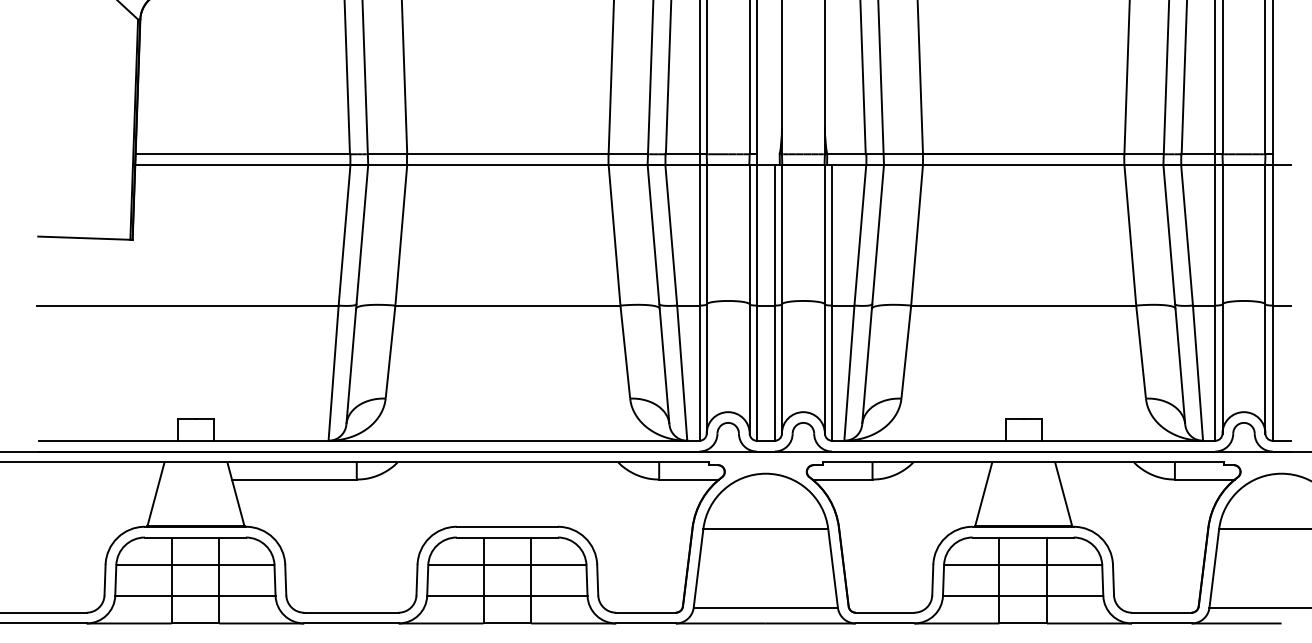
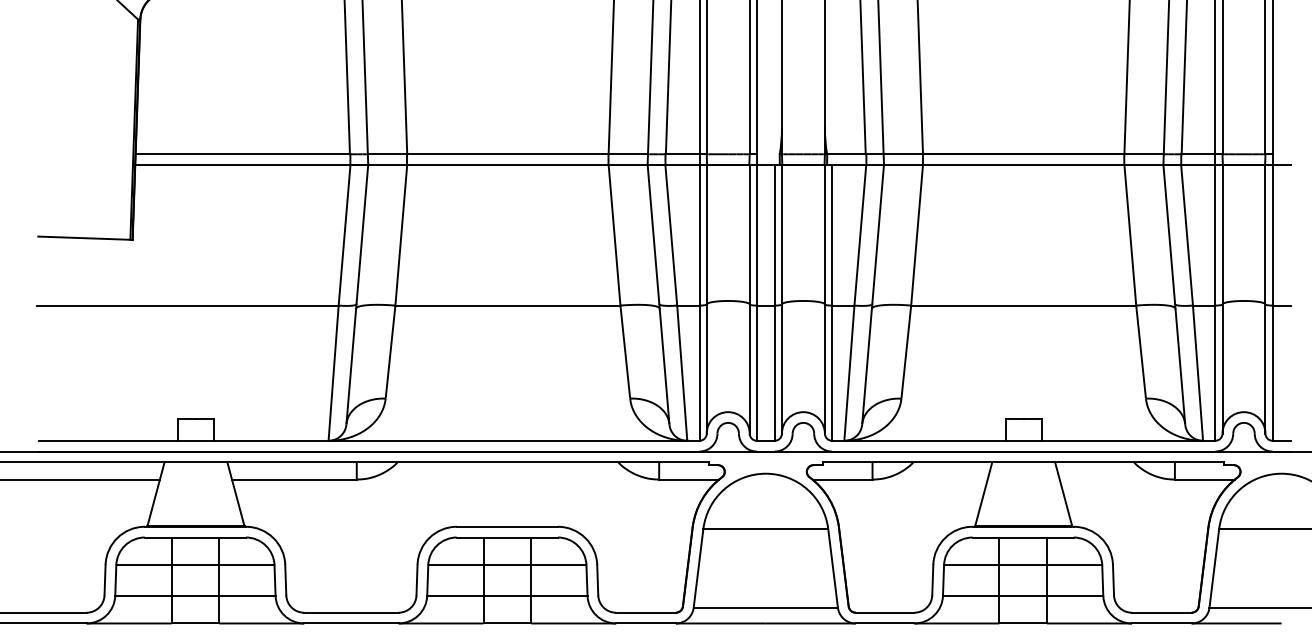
line: none -> present (80, 479)
